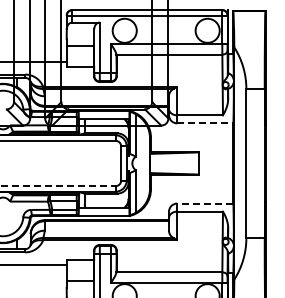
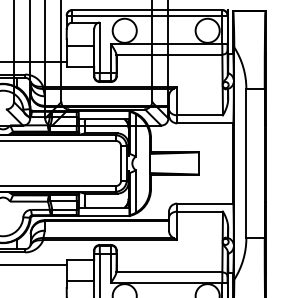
line: dashed -> solid (205, 123)
line: dashed -> solid (58, 186)
line: dashed -> solid (204, 203)
